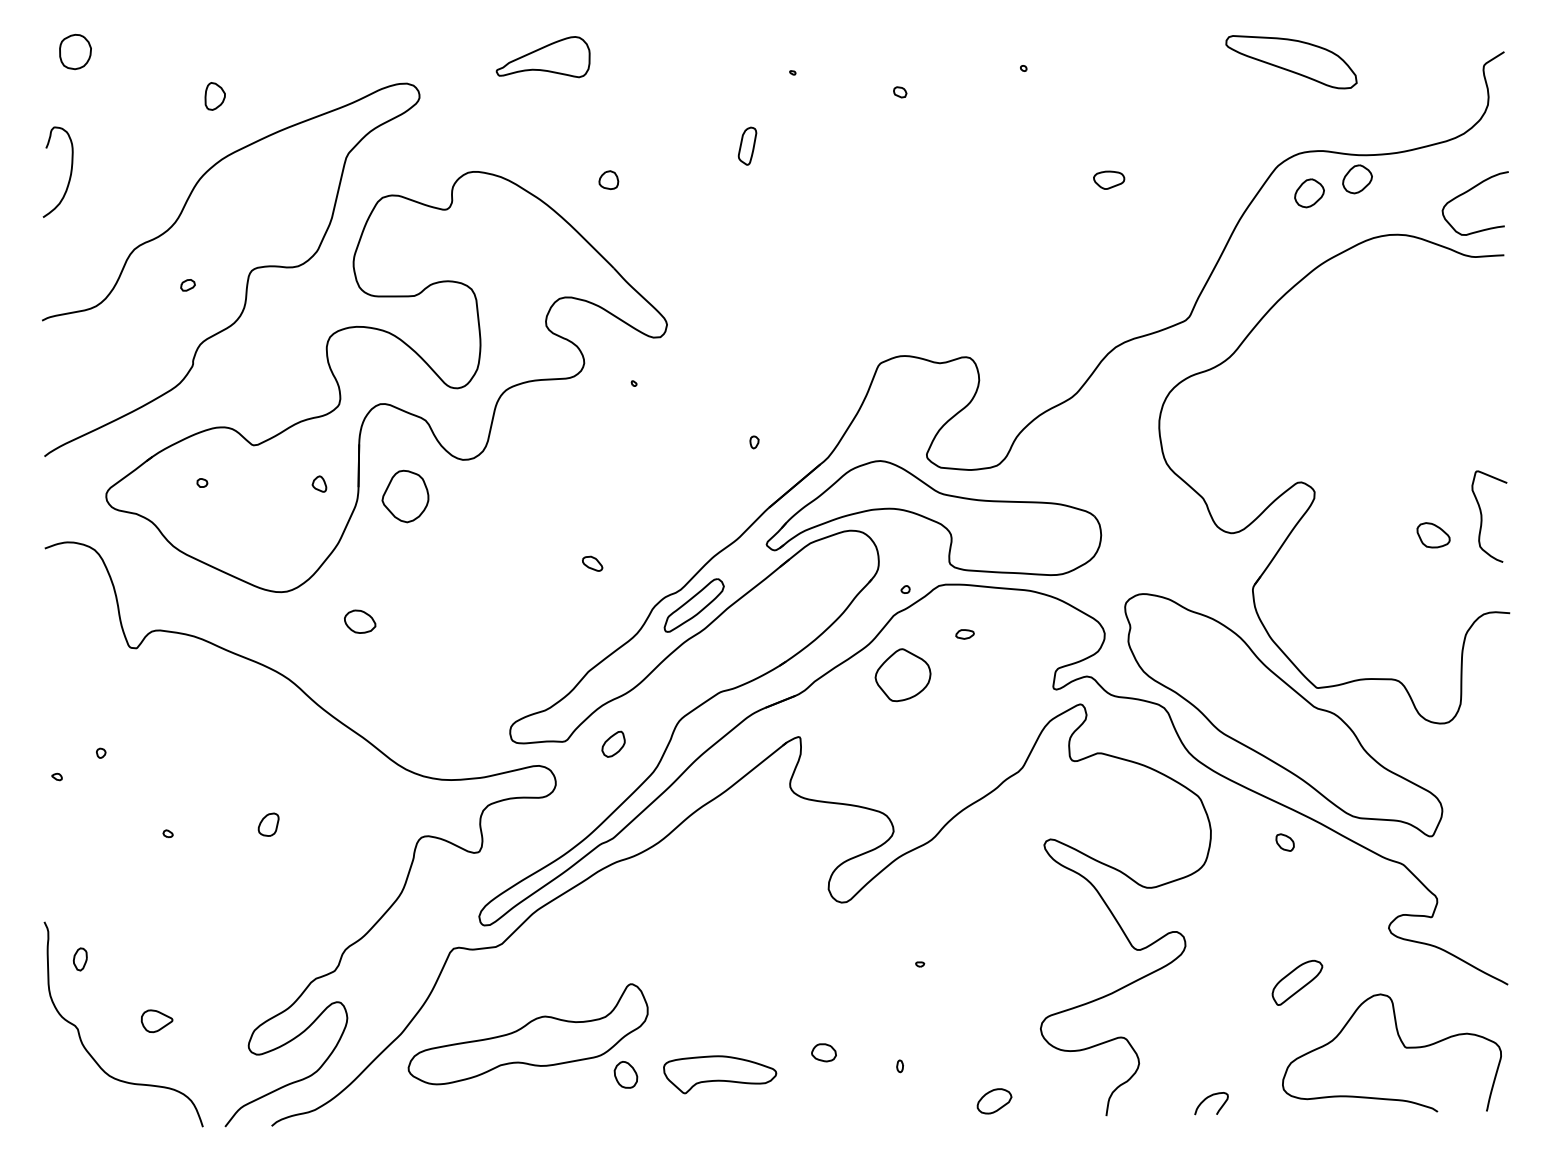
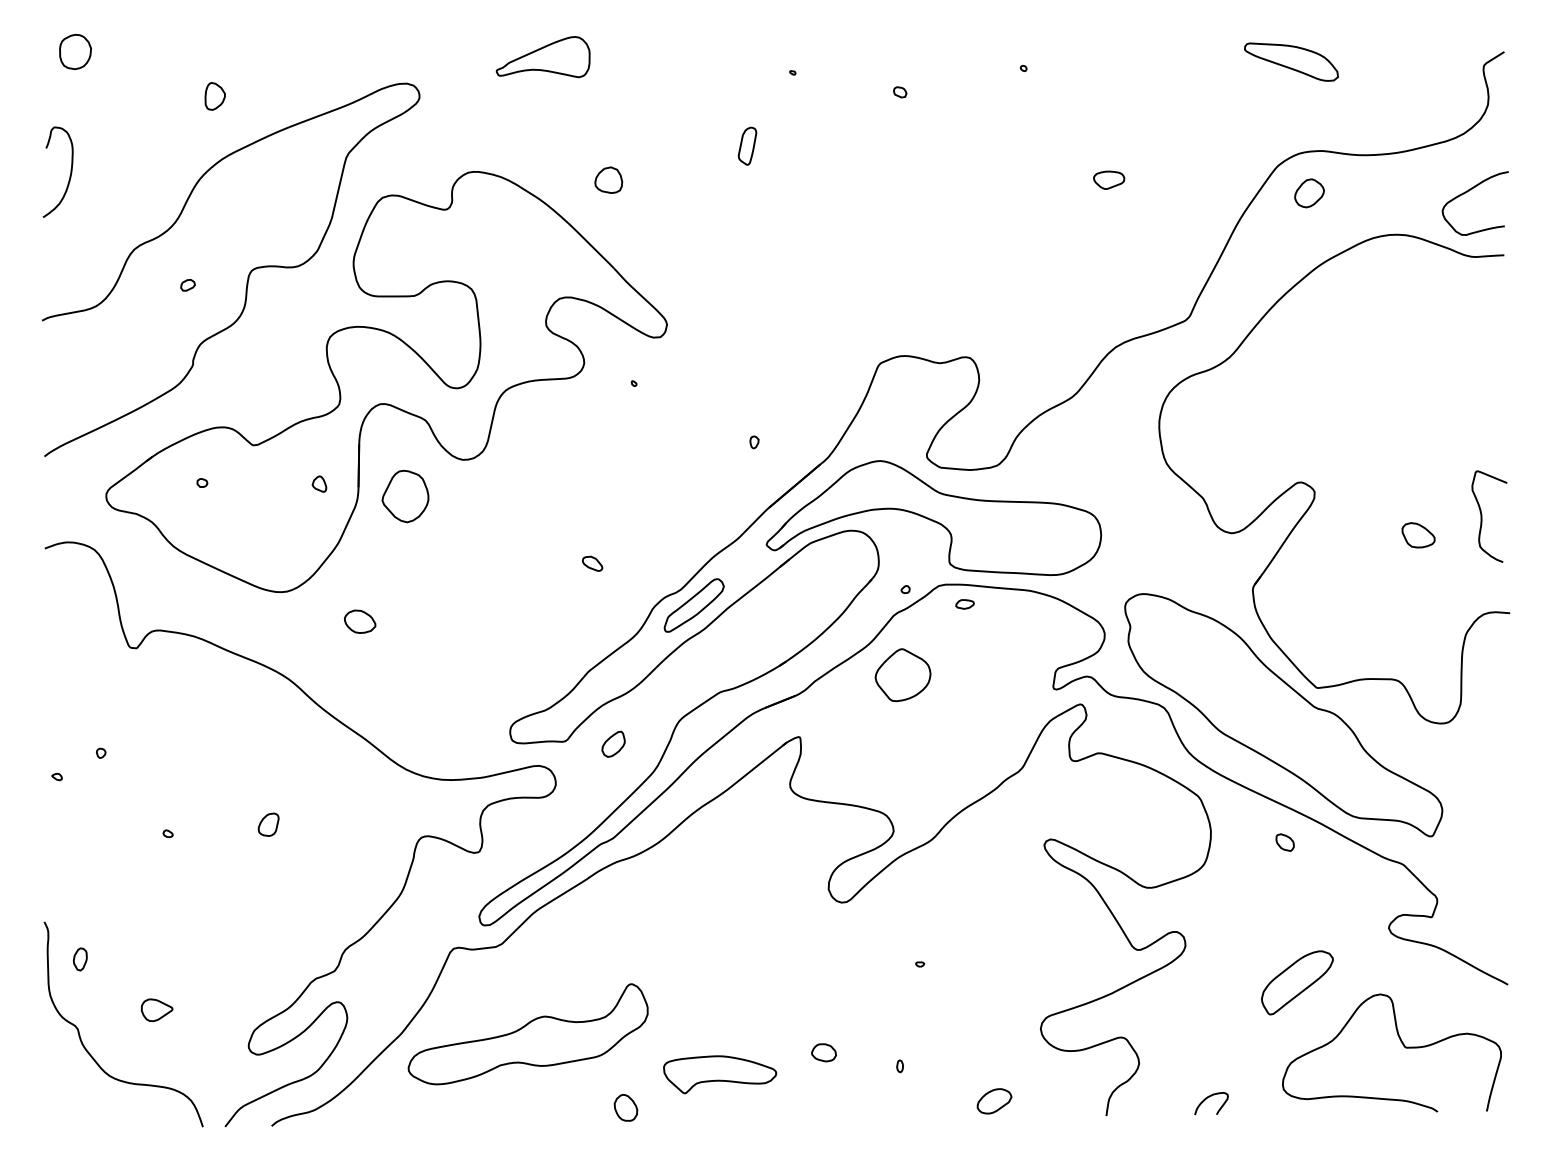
part size: 133x55 px -> 95x40 px (1291, 61)
part size: 22x20 px -> 30x28 px (608, 179)
part: present -> none (1357, 179)
part position: (1433, 535) -> (1418, 535) (1418, 535)
part position: (964, 634) -> (964, 604) (964, 604)
part size: 53x47 px -> 73x66 px (1297, 982)
part position: (156, 1021) -> (156, 1010) (156, 1010)
part position: (625, 1074) -> (625, 1107) (625, 1107)
